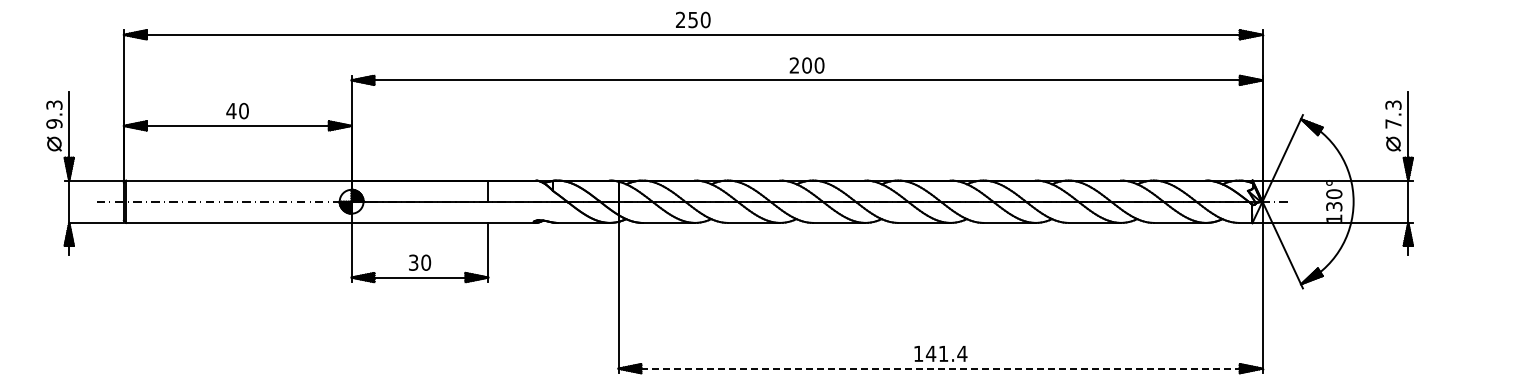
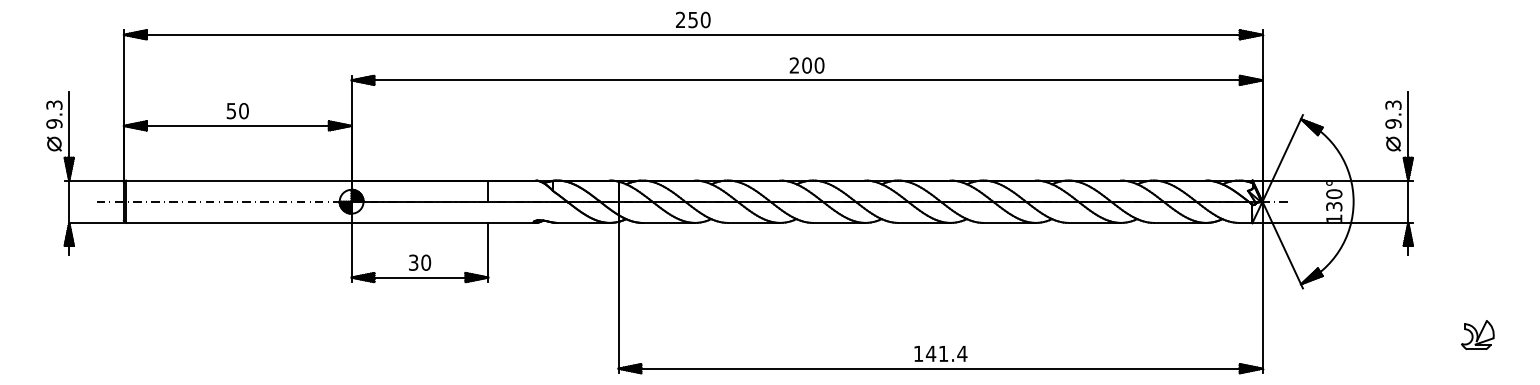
text: 40 -> 50 (231, 111)
text: 7.3 -> 9.3 (1393, 123)
part: none -> present (1477, 334)
line: dashed -> solid (941, 368)
